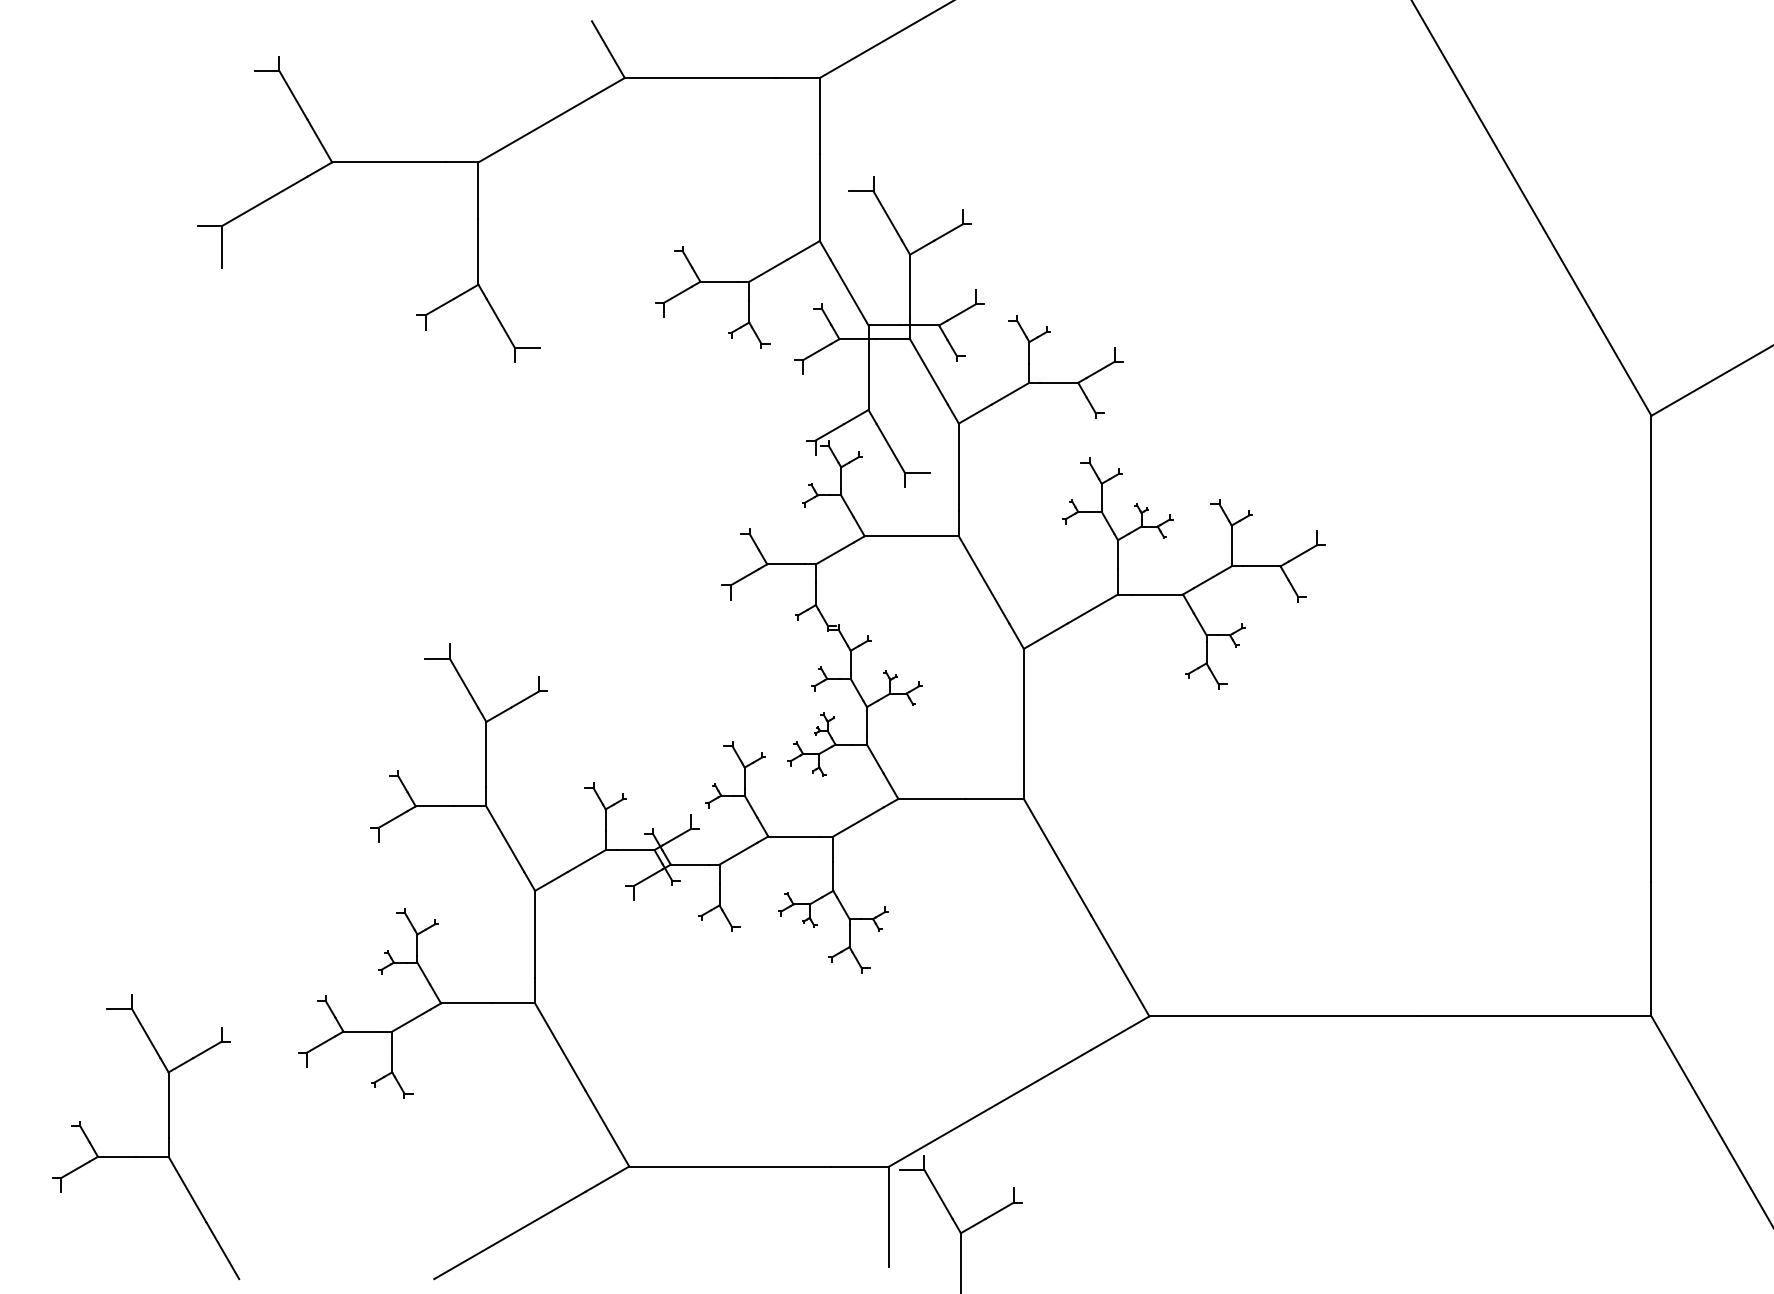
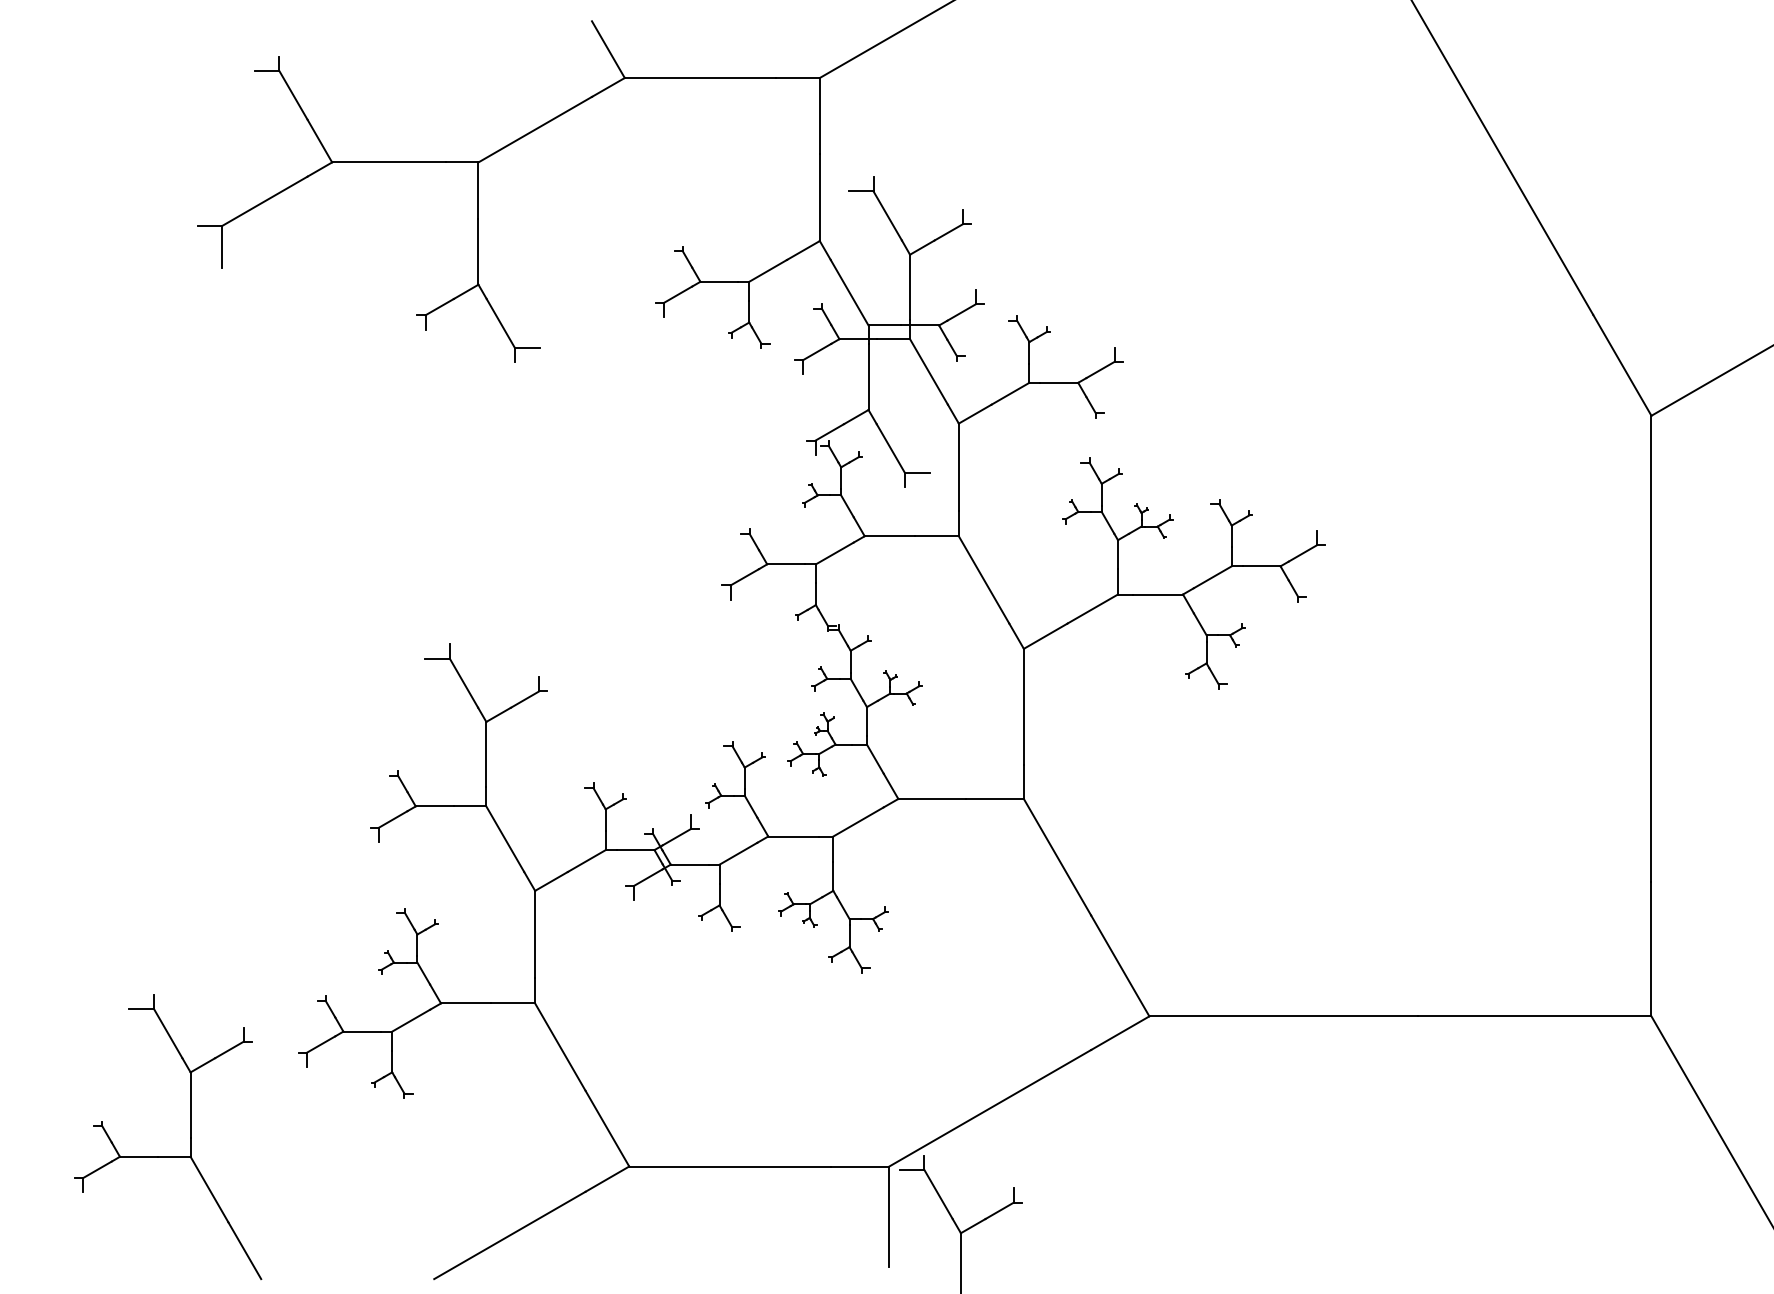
part position: (146, 1156) -> (168, 1156) (168, 1156)
